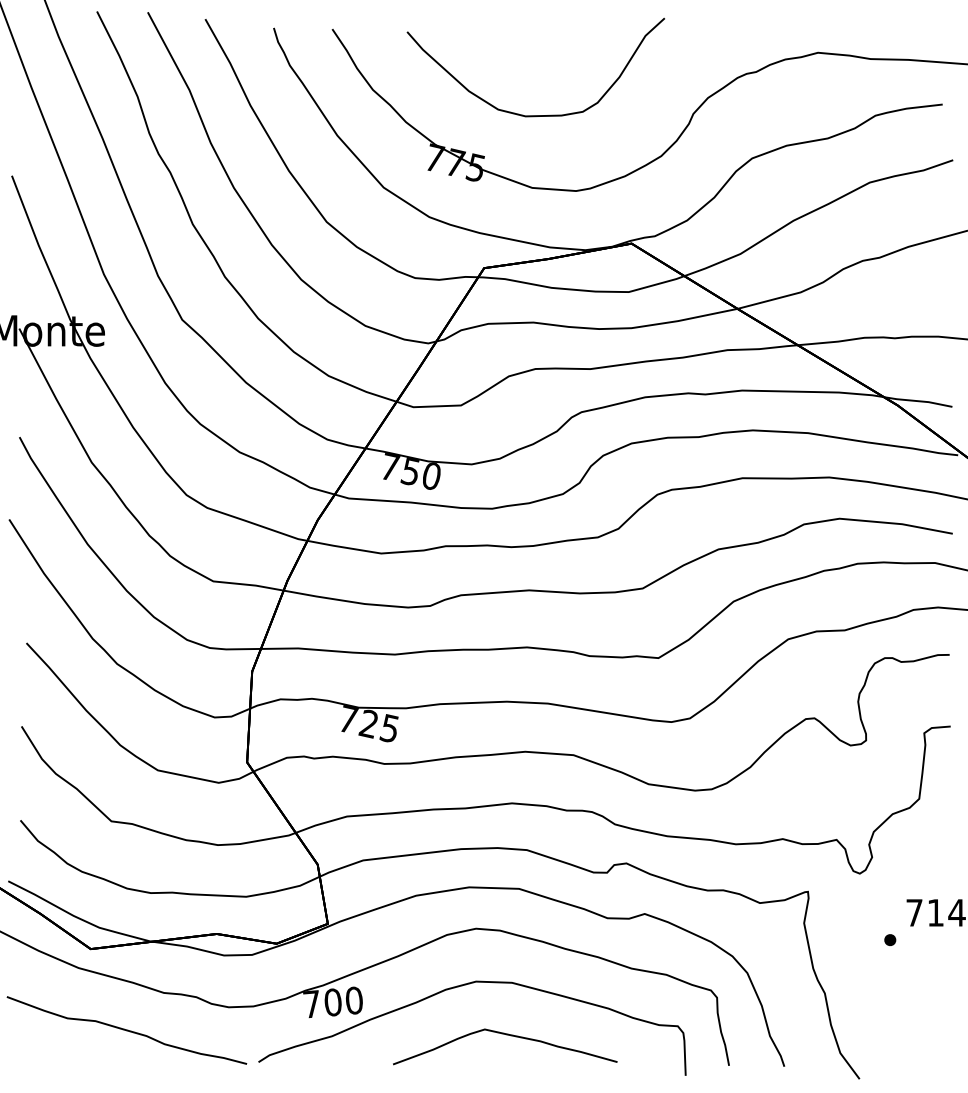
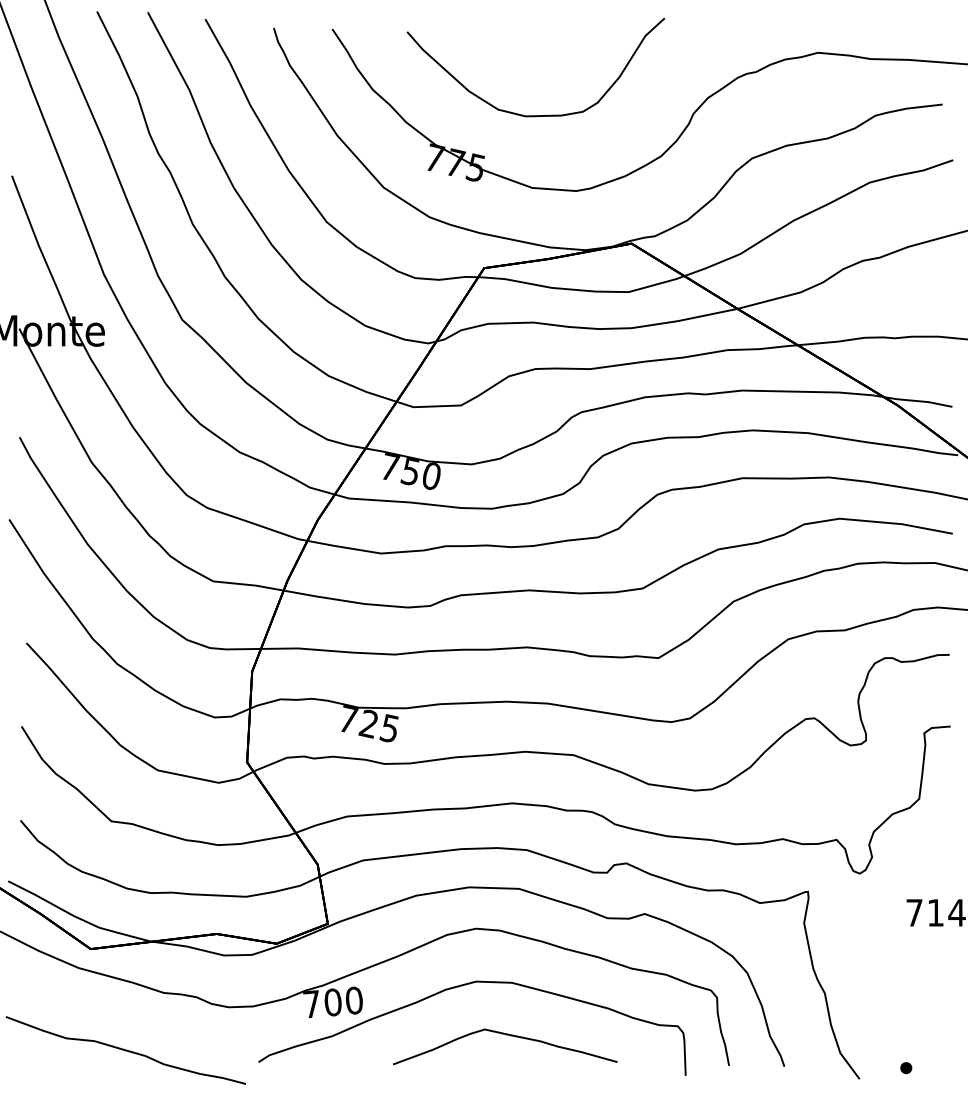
part position: (890, 939) -> (906, 1067) (906, 1067)
curve position: (126, 1030) -> (125, 1050) (125, 1050)
